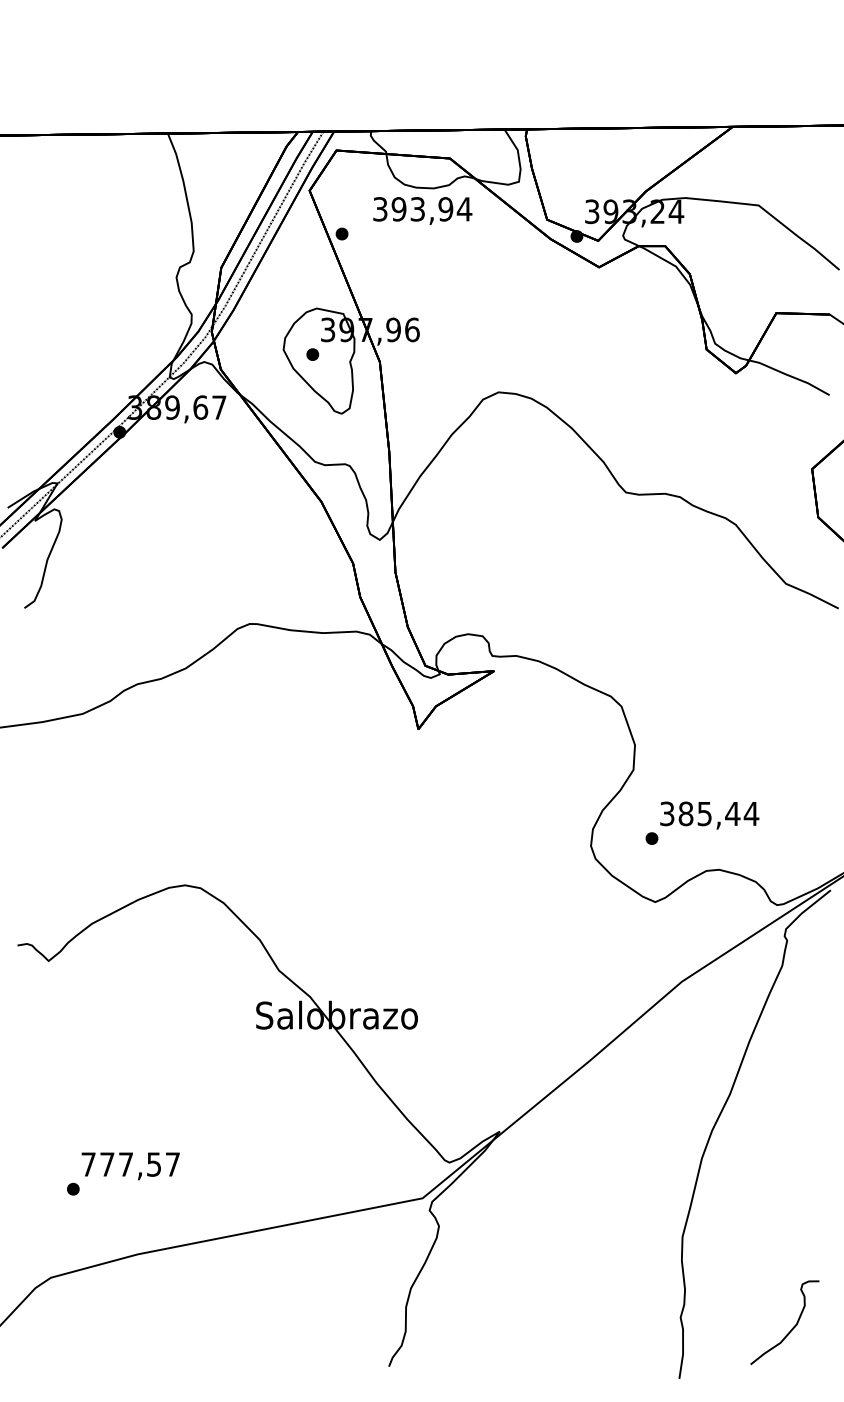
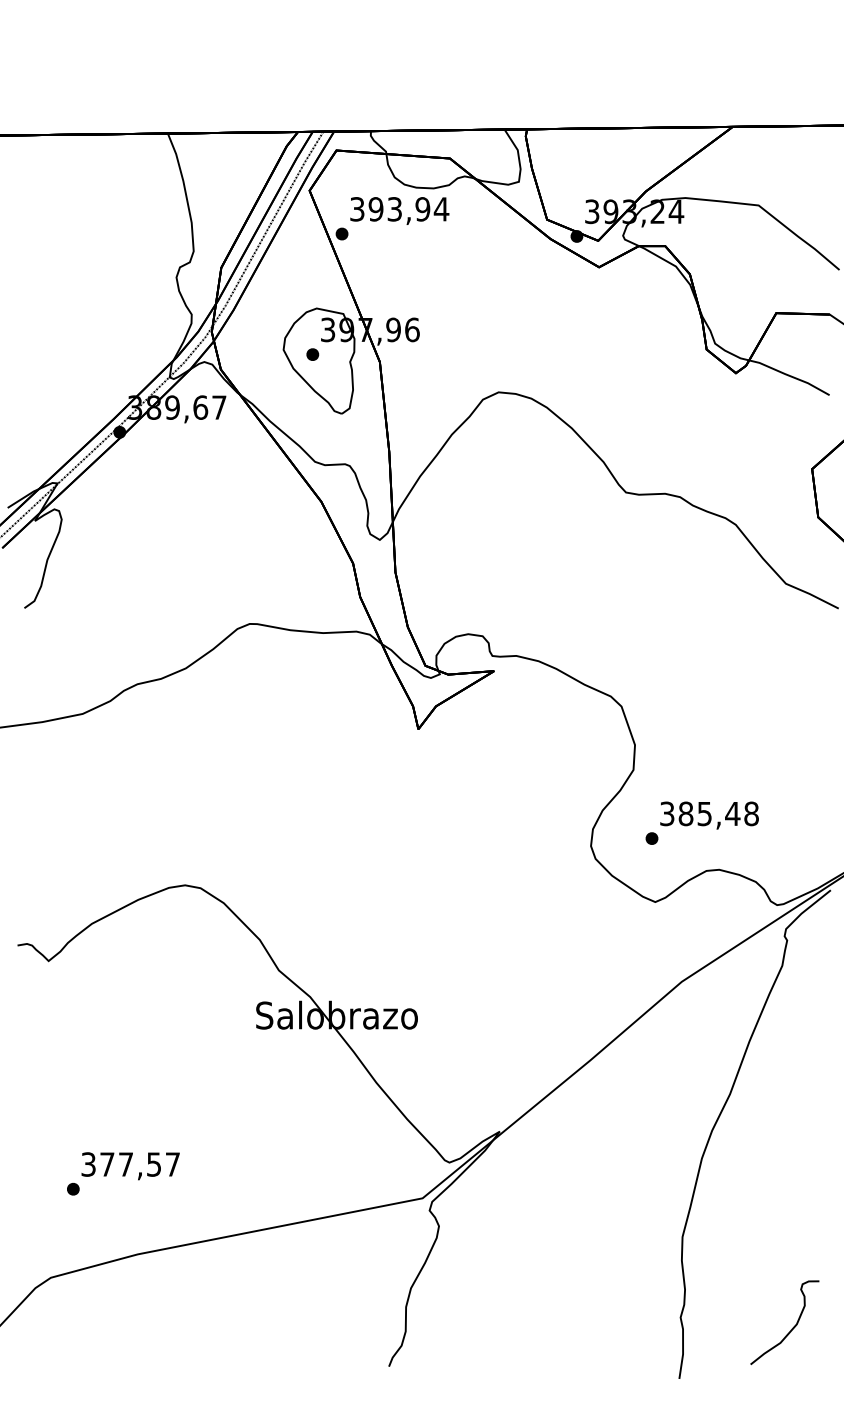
text position: (422, 210) -> (399, 210) (399, 210)
text: 385,44 -> 385,48 (751, 813)
text: 777,57 -> 377,57 (88, 1164)
